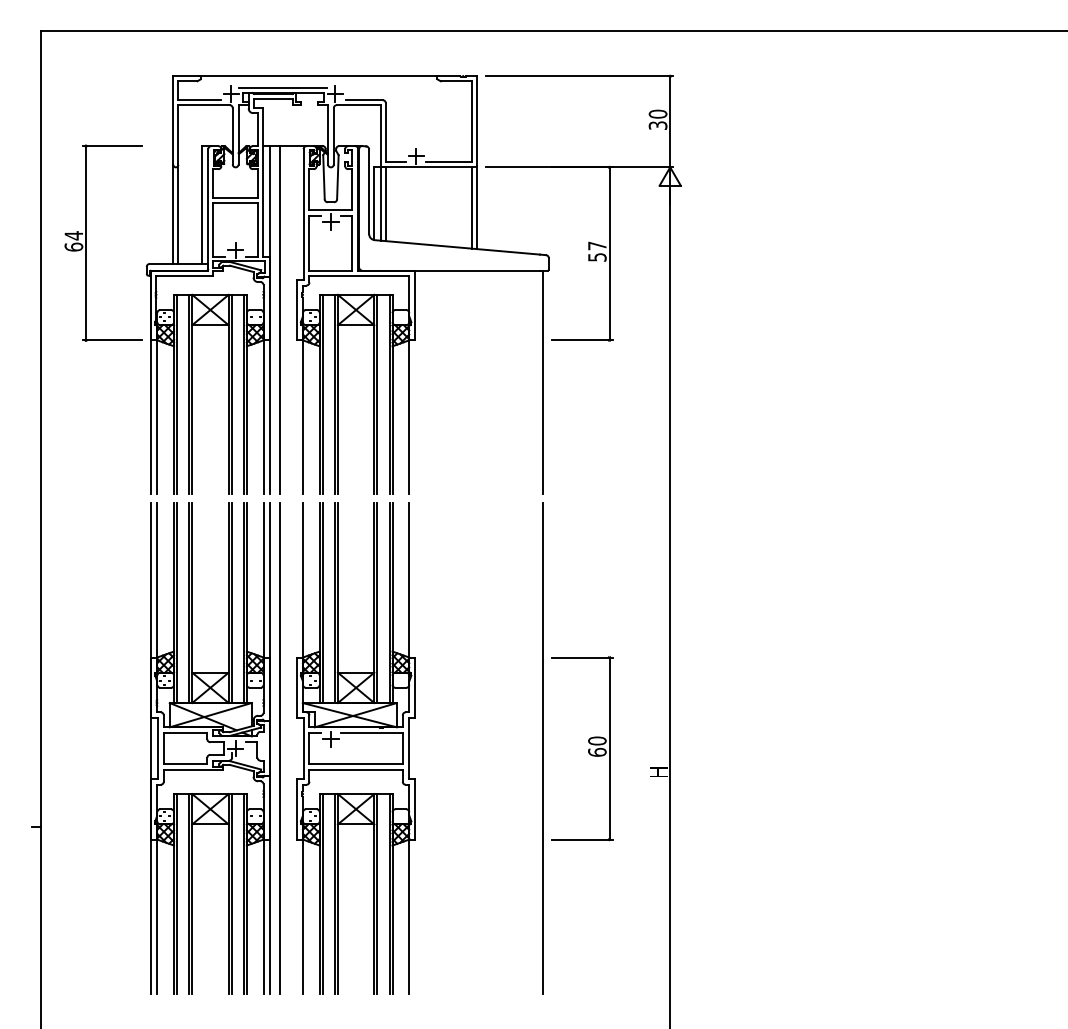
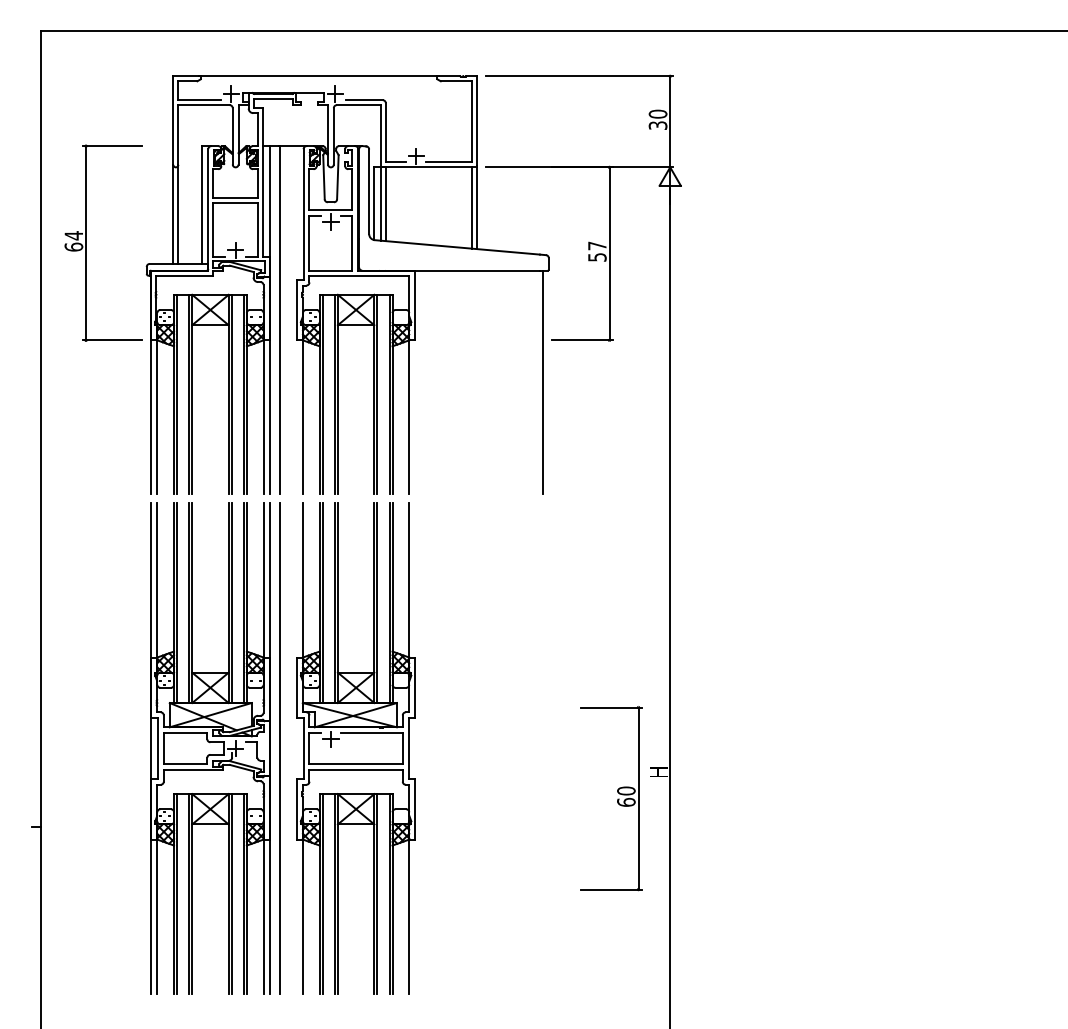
line: present -> none (283, 88)
line: present -> none (542, 748)
part position: (588, 749) -> (617, 799) (617, 799)
